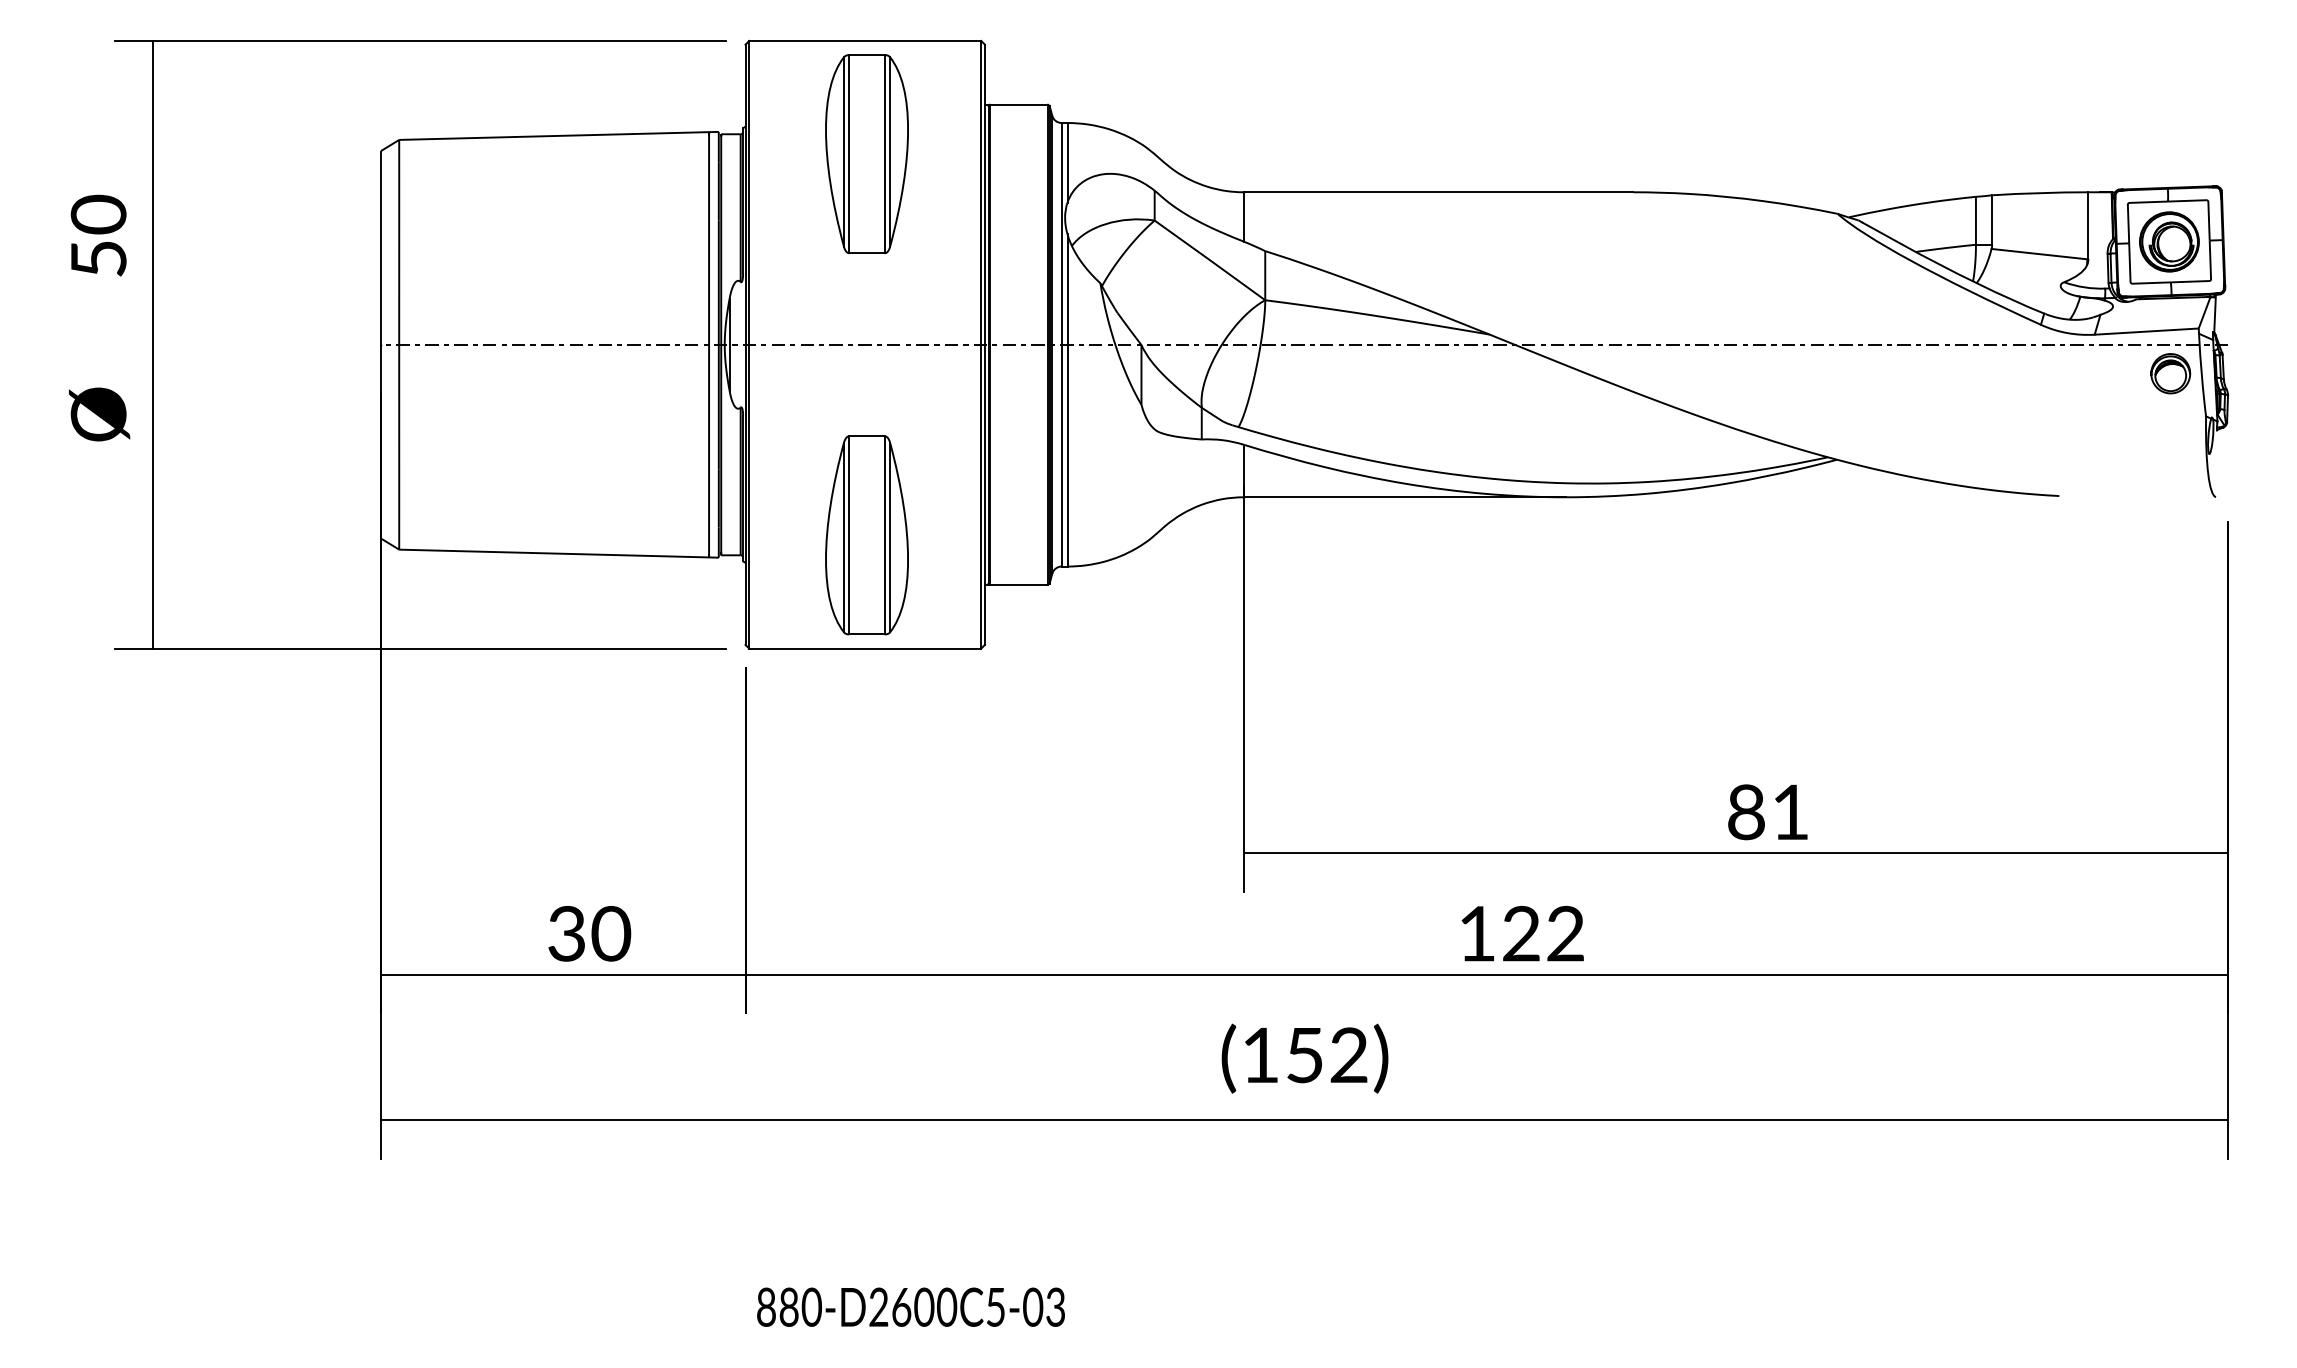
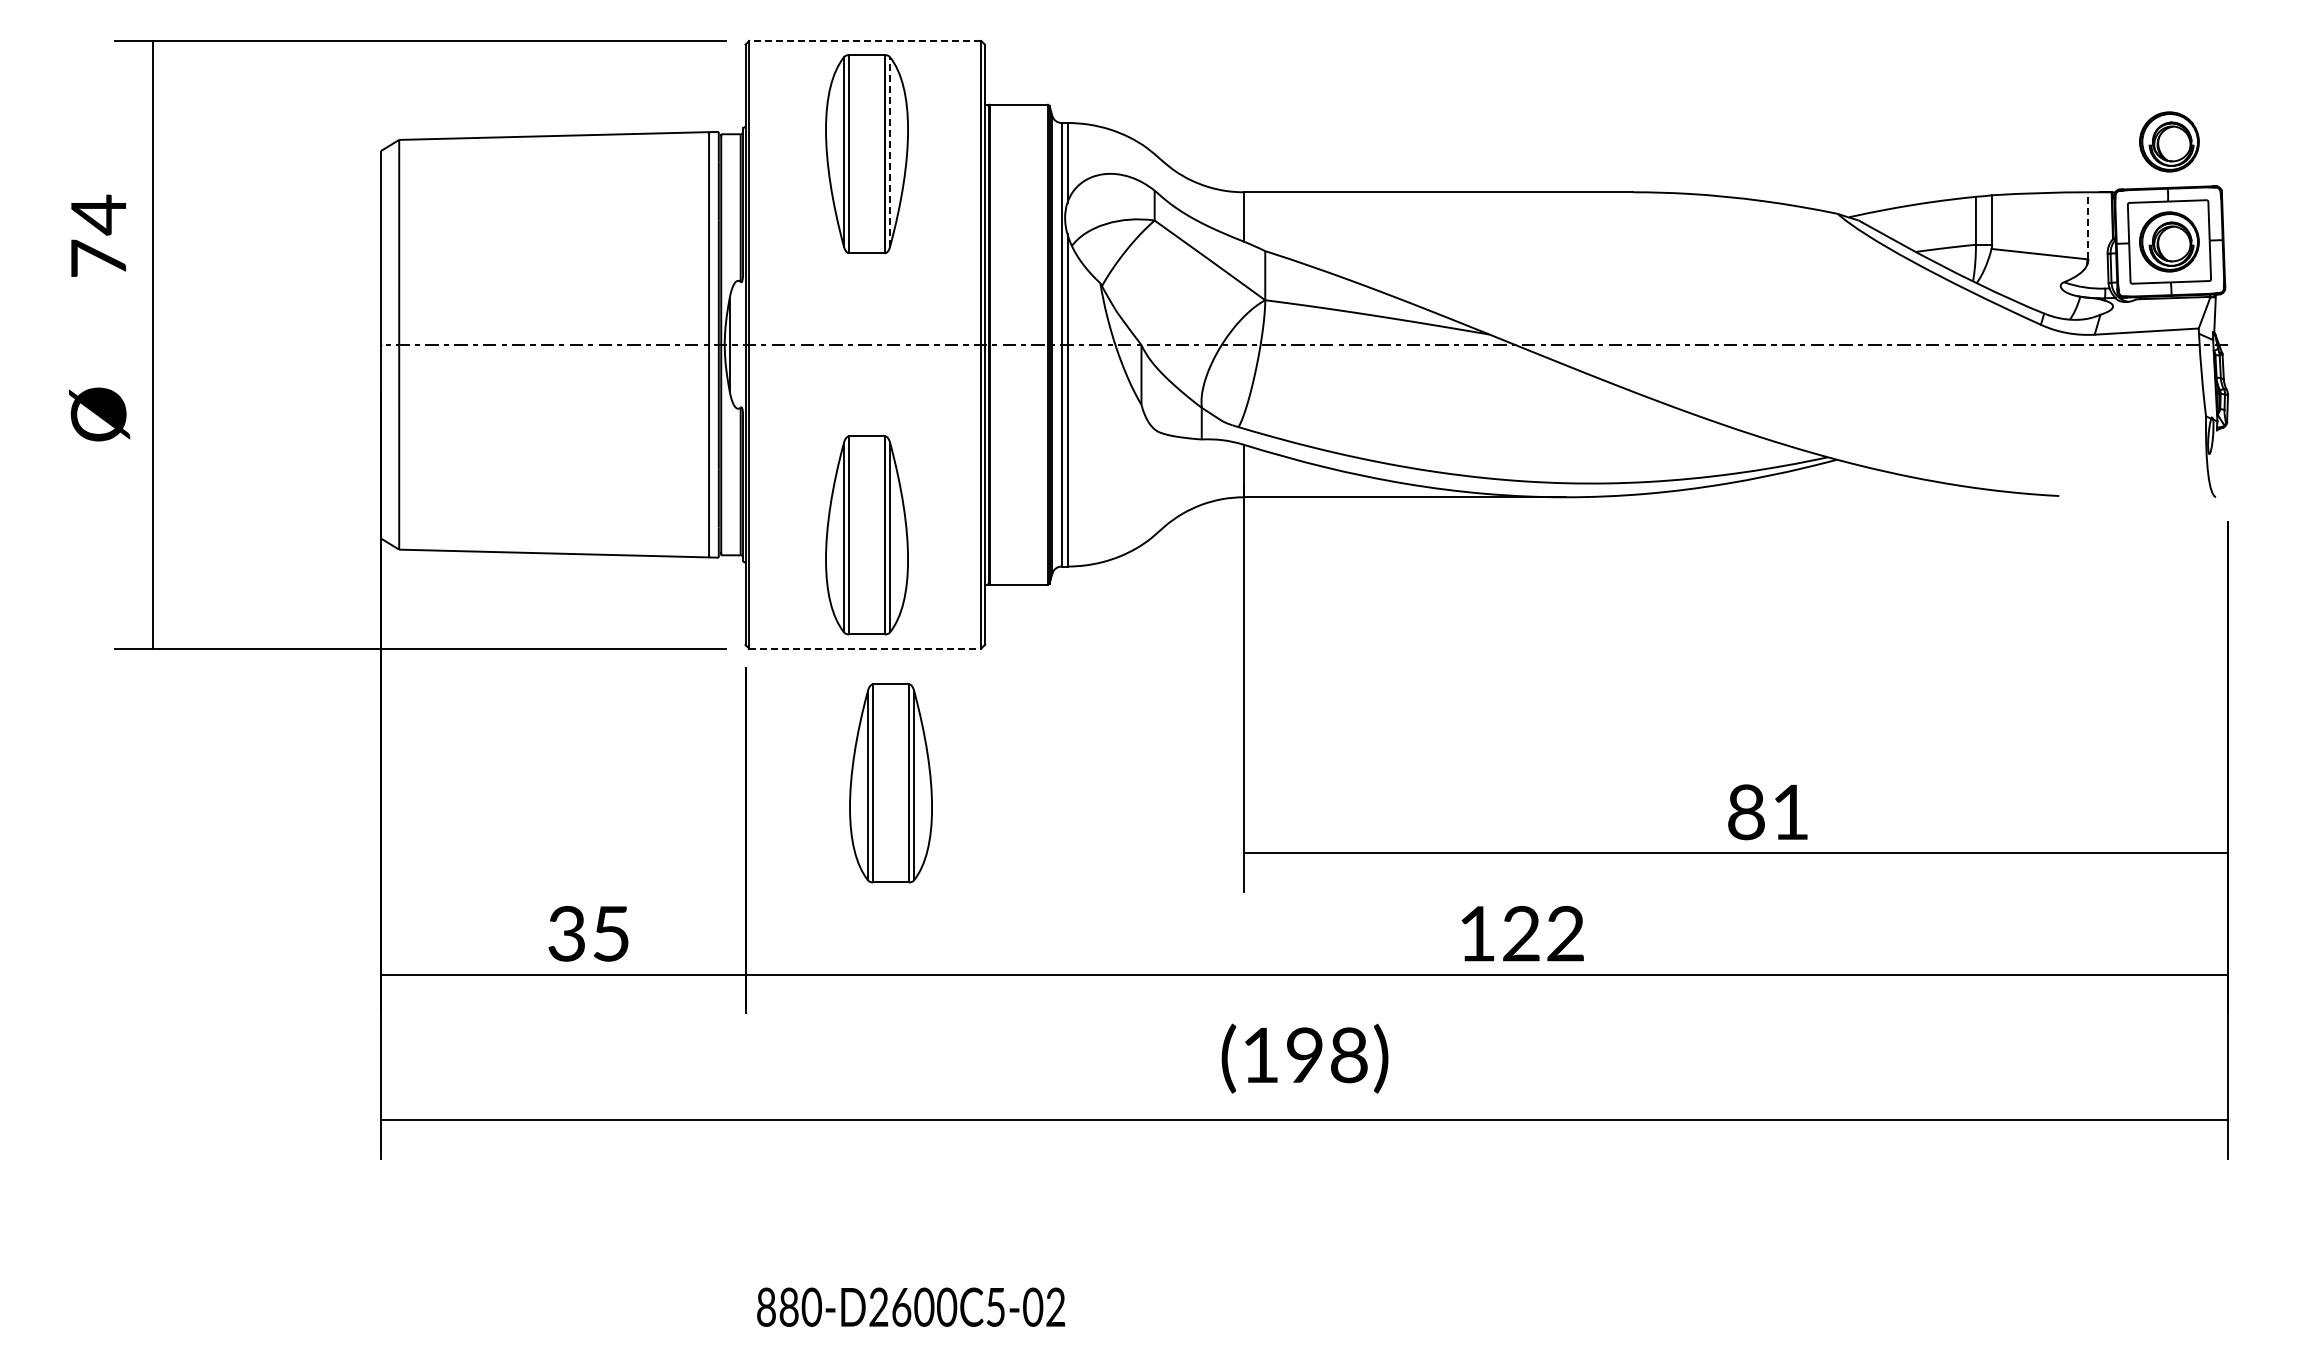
line: solid -> dashed (864, 41)
part: none -> present (2169, 141)
line: solid -> dashed (890, 152)
line: solid -> dashed (2088, 225)
text: 50 -> 74 (98, 235)
part: present -> none (2170, 373)
line: solid -> dashed (865, 648)
part: none -> present (890, 783)
text: 30 -> 35 (611, 933)
text: (152) -> (198) (1327, 1055)
text: 880-D2600C5-03 -> 880-D2600C5-02 (1055, 1307)
